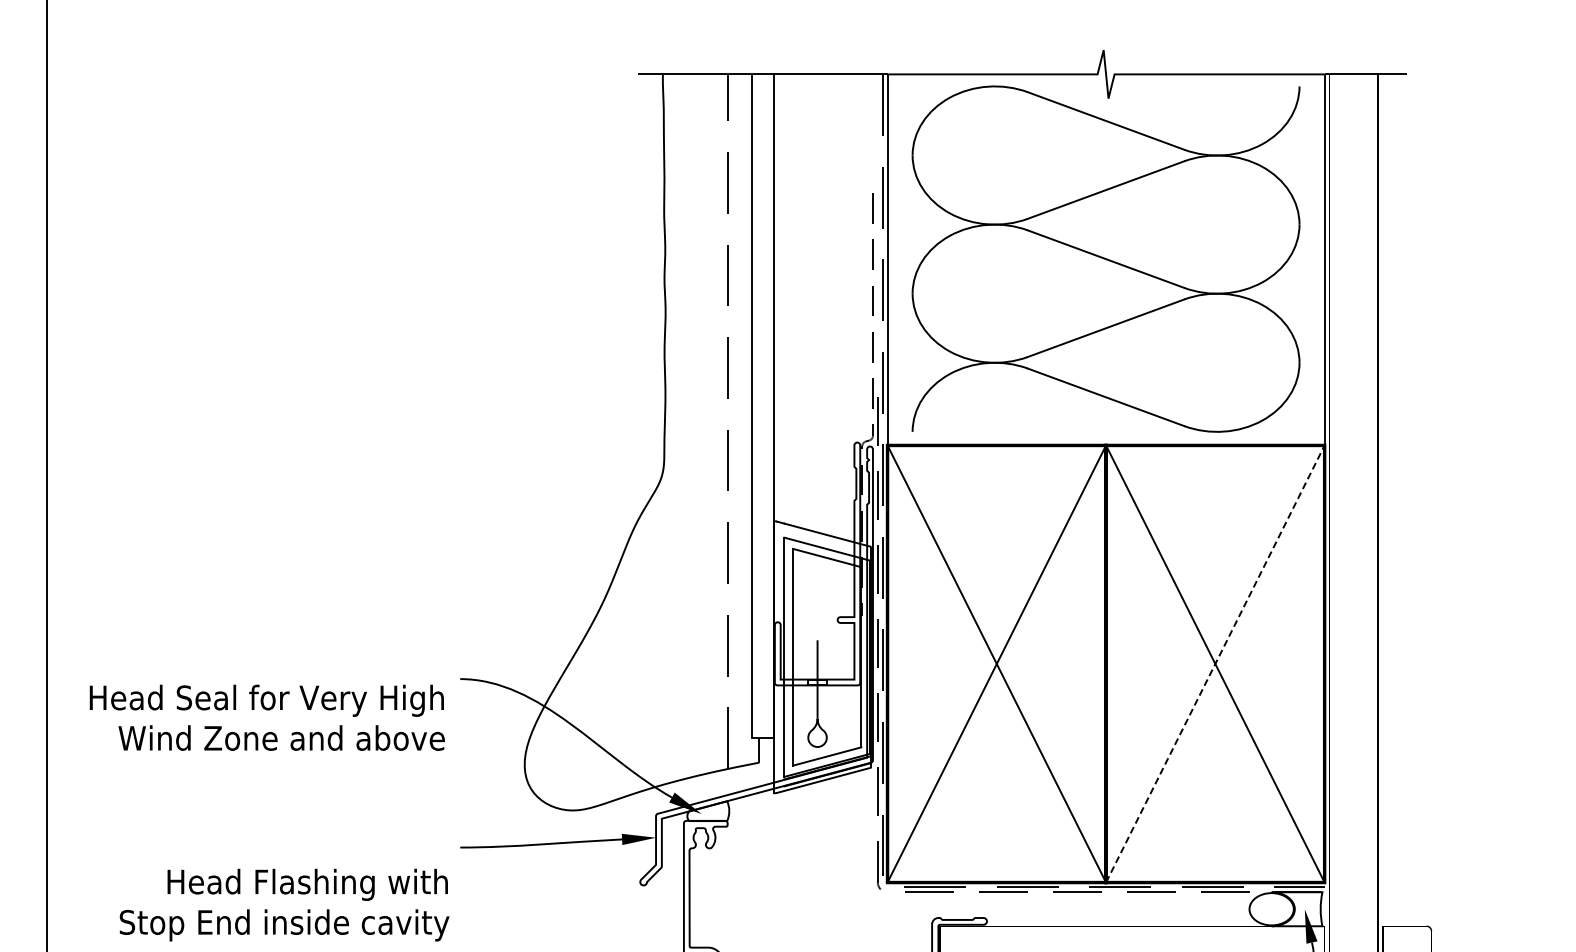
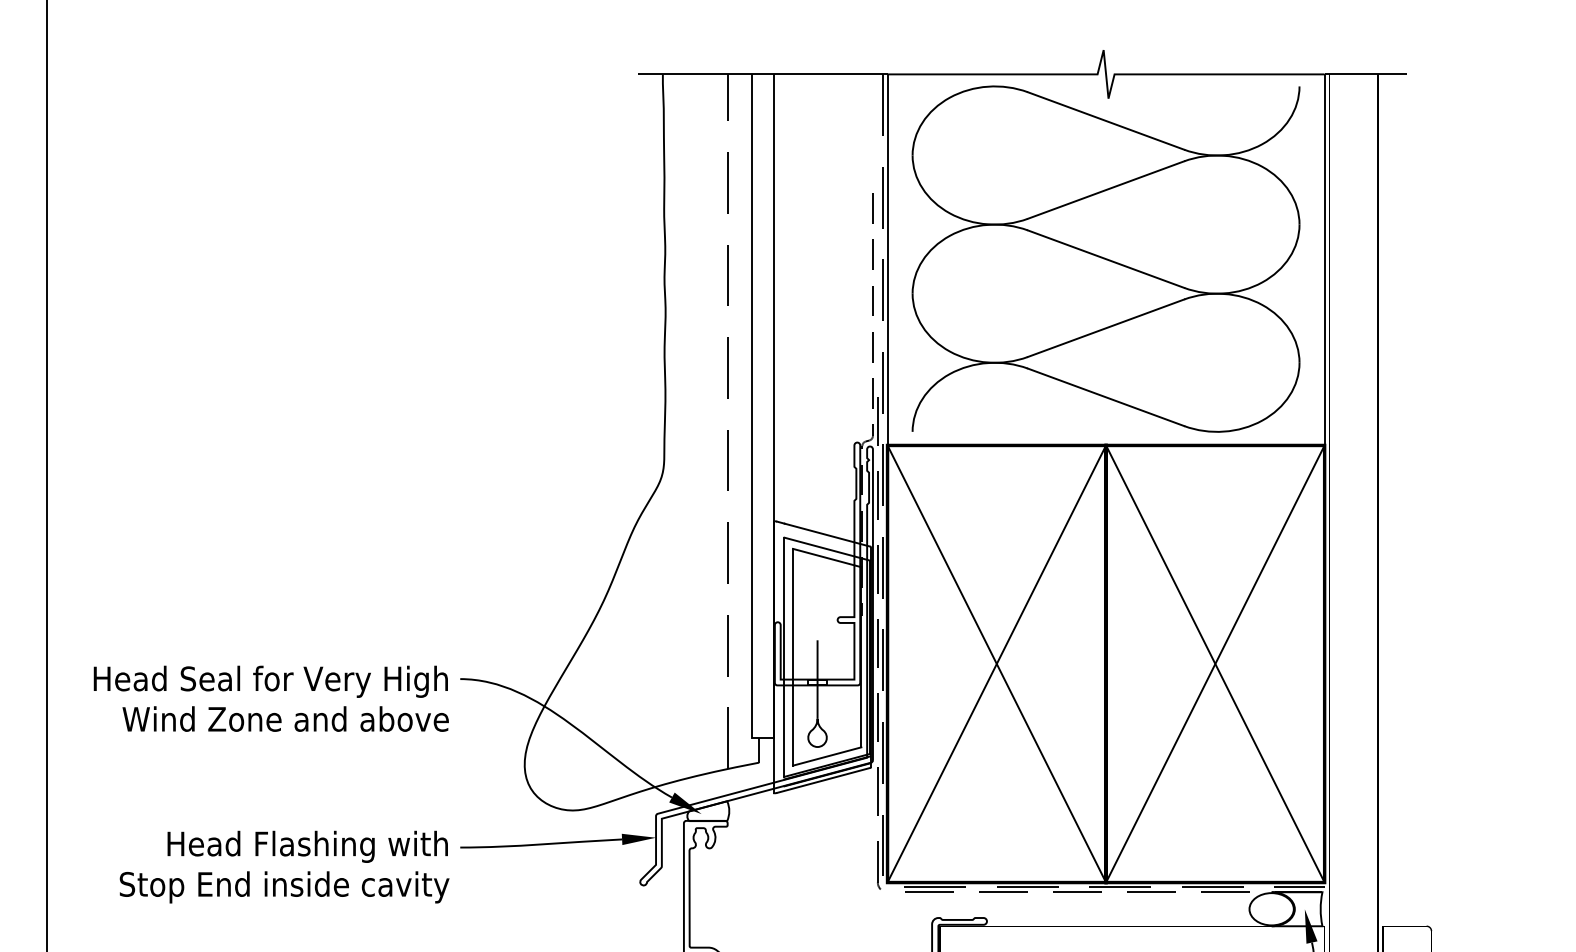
line: dashed -> solid (1215, 663)
text position: (266, 717) -> (270, 698) (270, 698)
text position: (284, 904) -> (284, 866) (284, 866)
